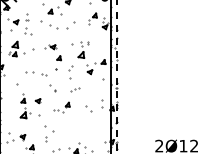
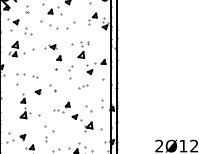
part position: (27, 17) -> (27, 9) (27, 9)
part position: (36, 73) -> (27, 75) (27, 75)
line: dashed -> solid (117, 77)
part position: (75, 89) -> (83, 86) (83, 86)
part position: (37, 101) -> (37, 92) (37, 92)
part: none -> present (86, 123)
